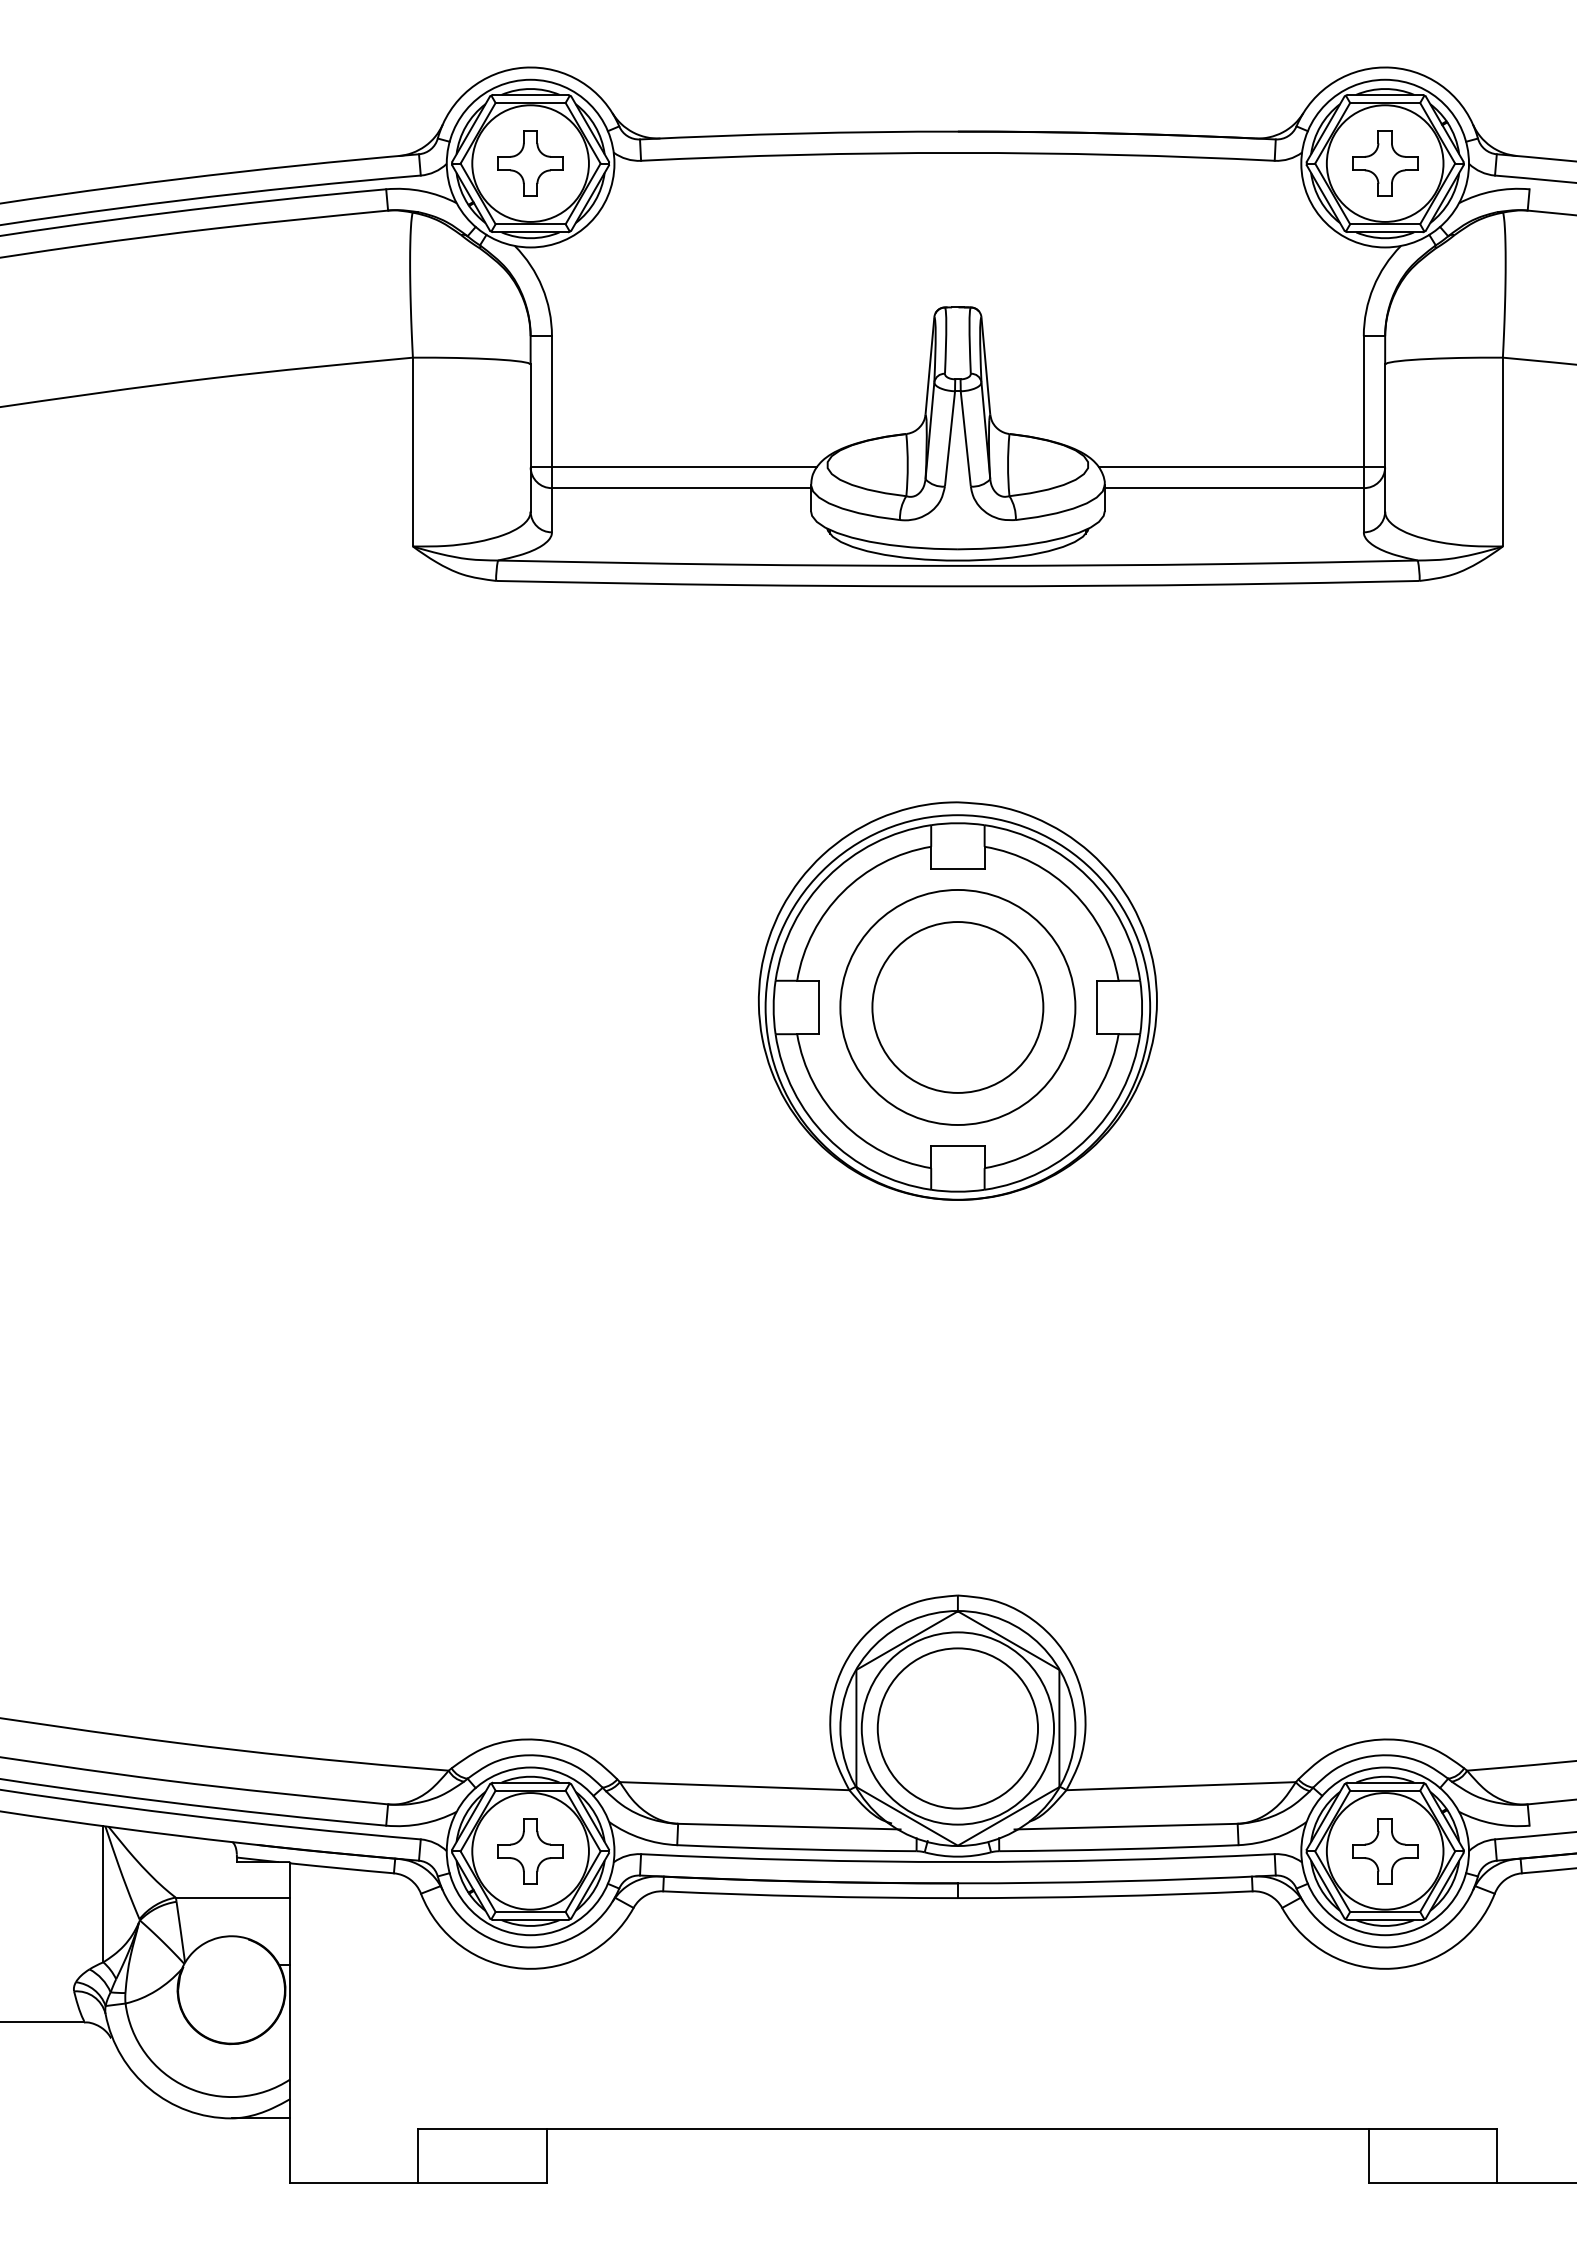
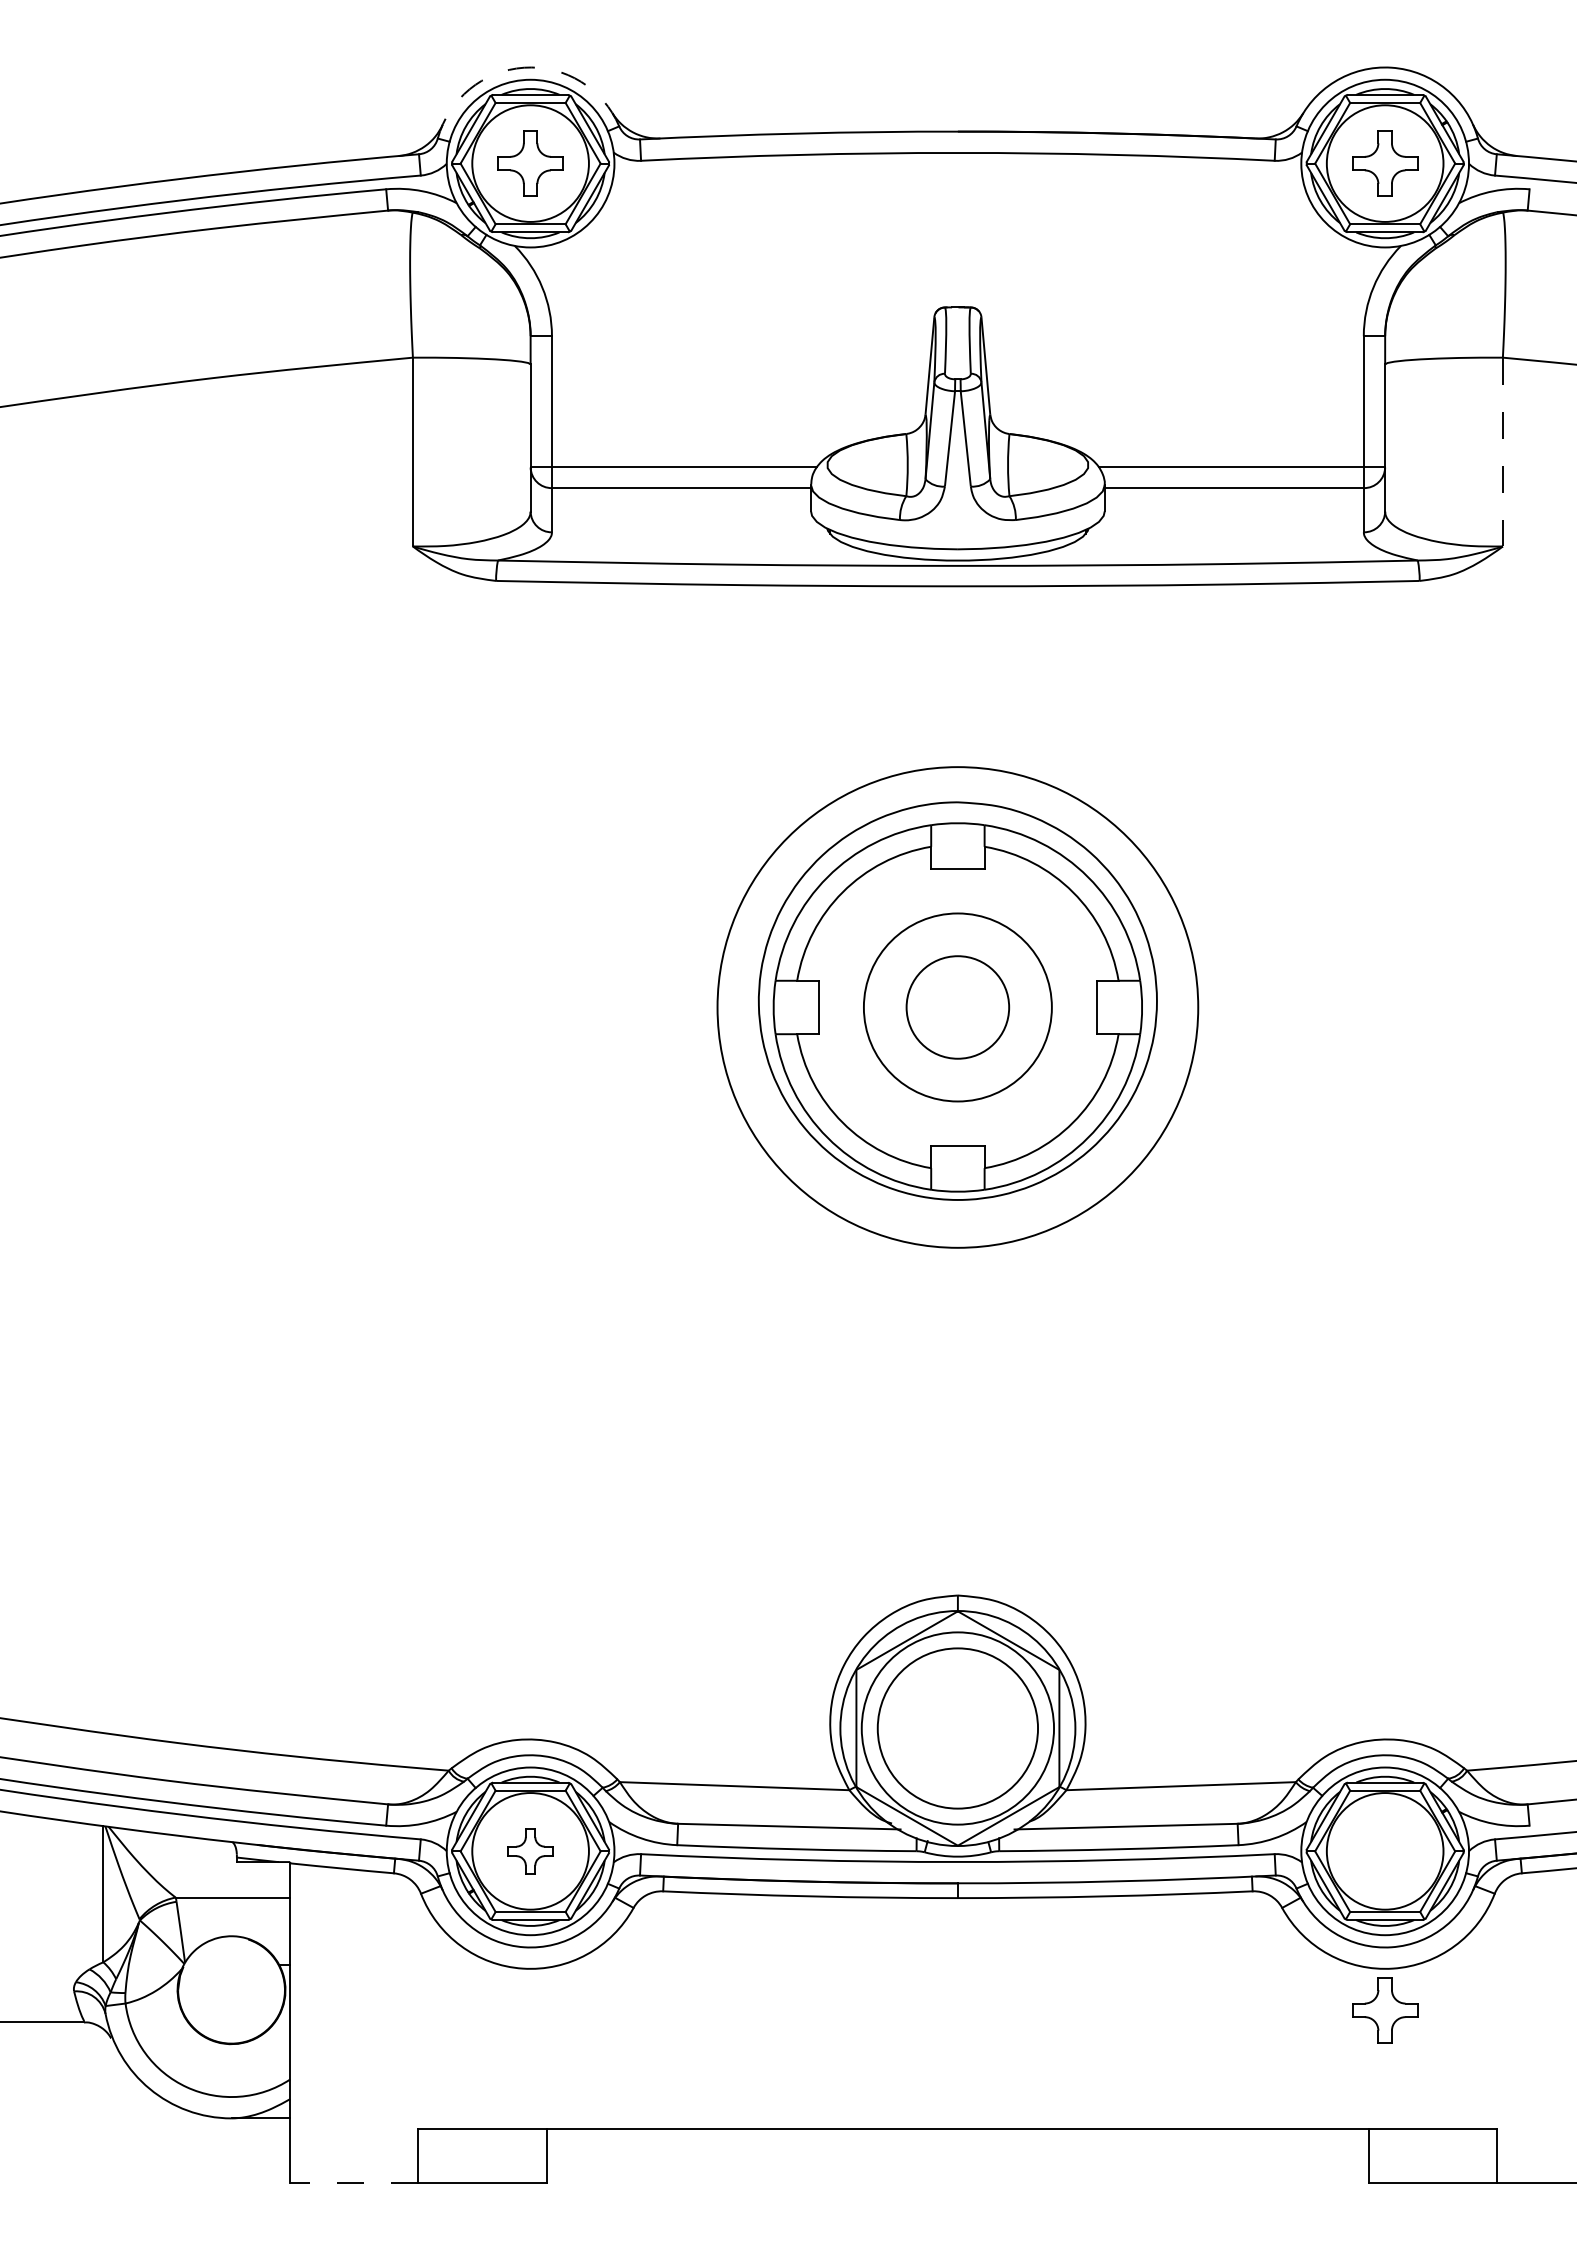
arc: solid -> dashed (524, 67)
line: solid -> dashed (1502, 452)
circle diameter: 235 px -> 188 px (957, 1007)
circle diameter: 171 px -> 103 px (957, 1007)
circle diameter: 385 px -> 481 px (957, 1007)
part size: 67x67 px -> 47x47 px (530, 1851)
part position: (1385, 1851) -> (1385, 2010) (1385, 2010)
line: solid -> dashed (353, 2182)
